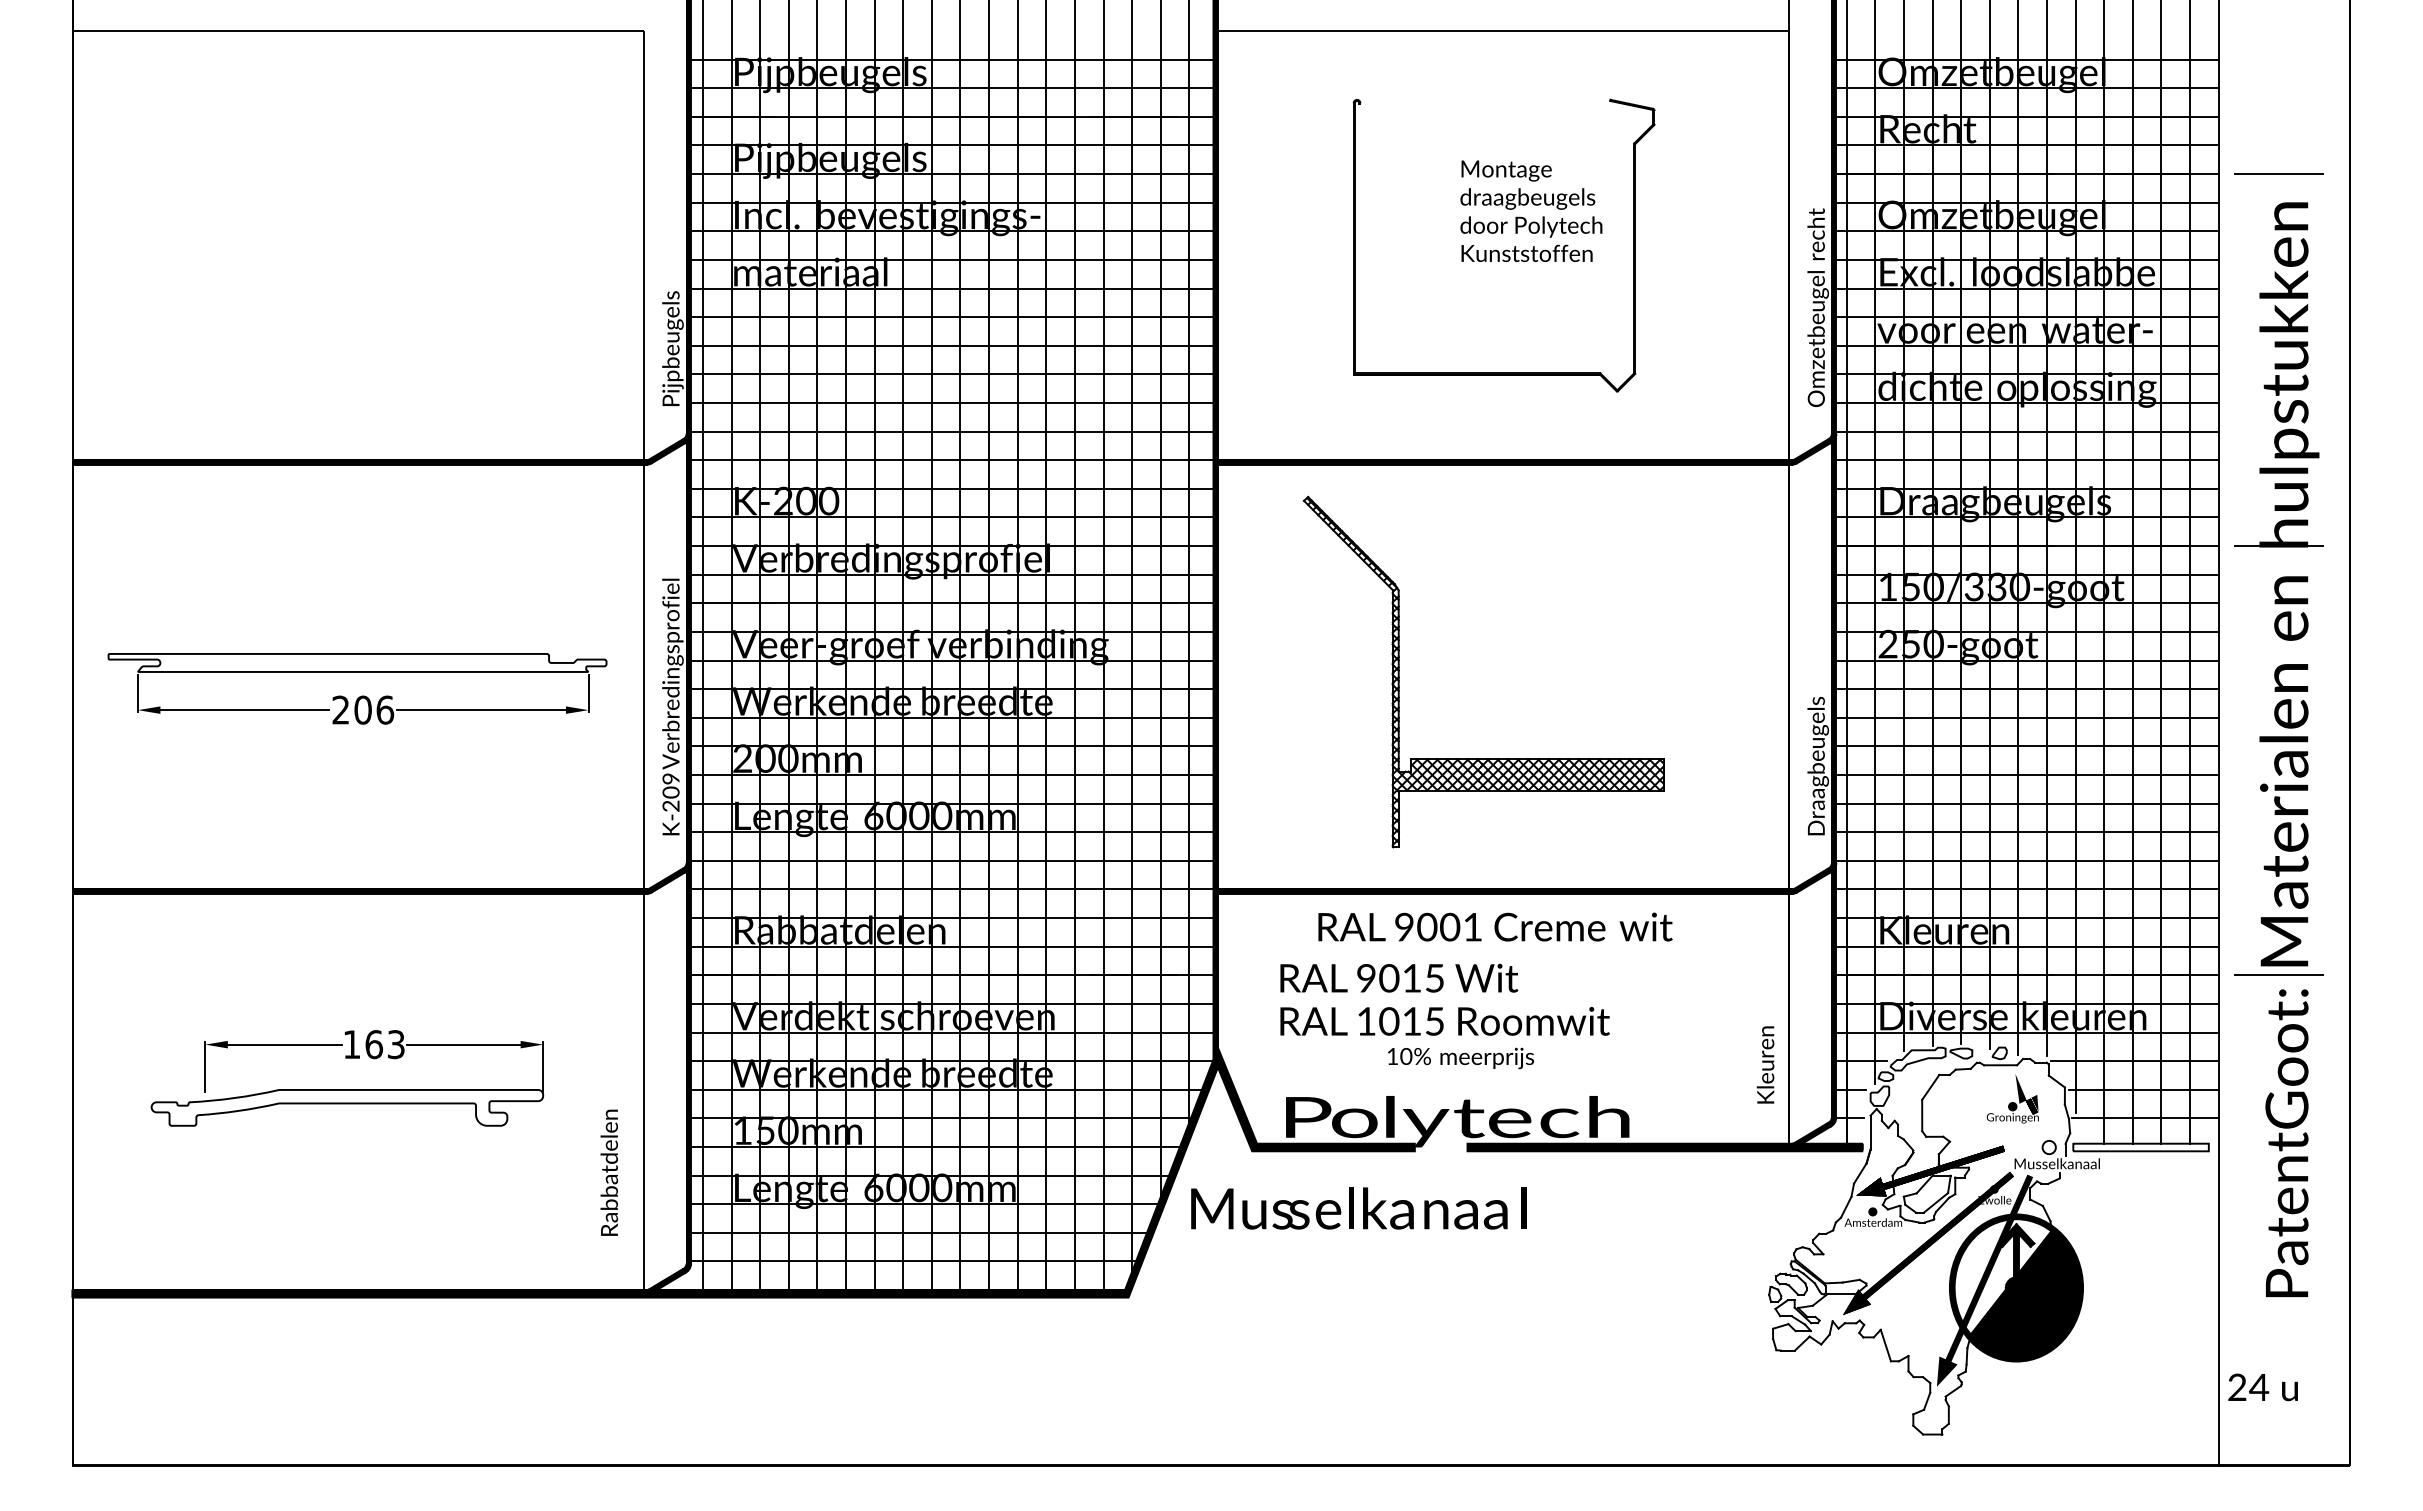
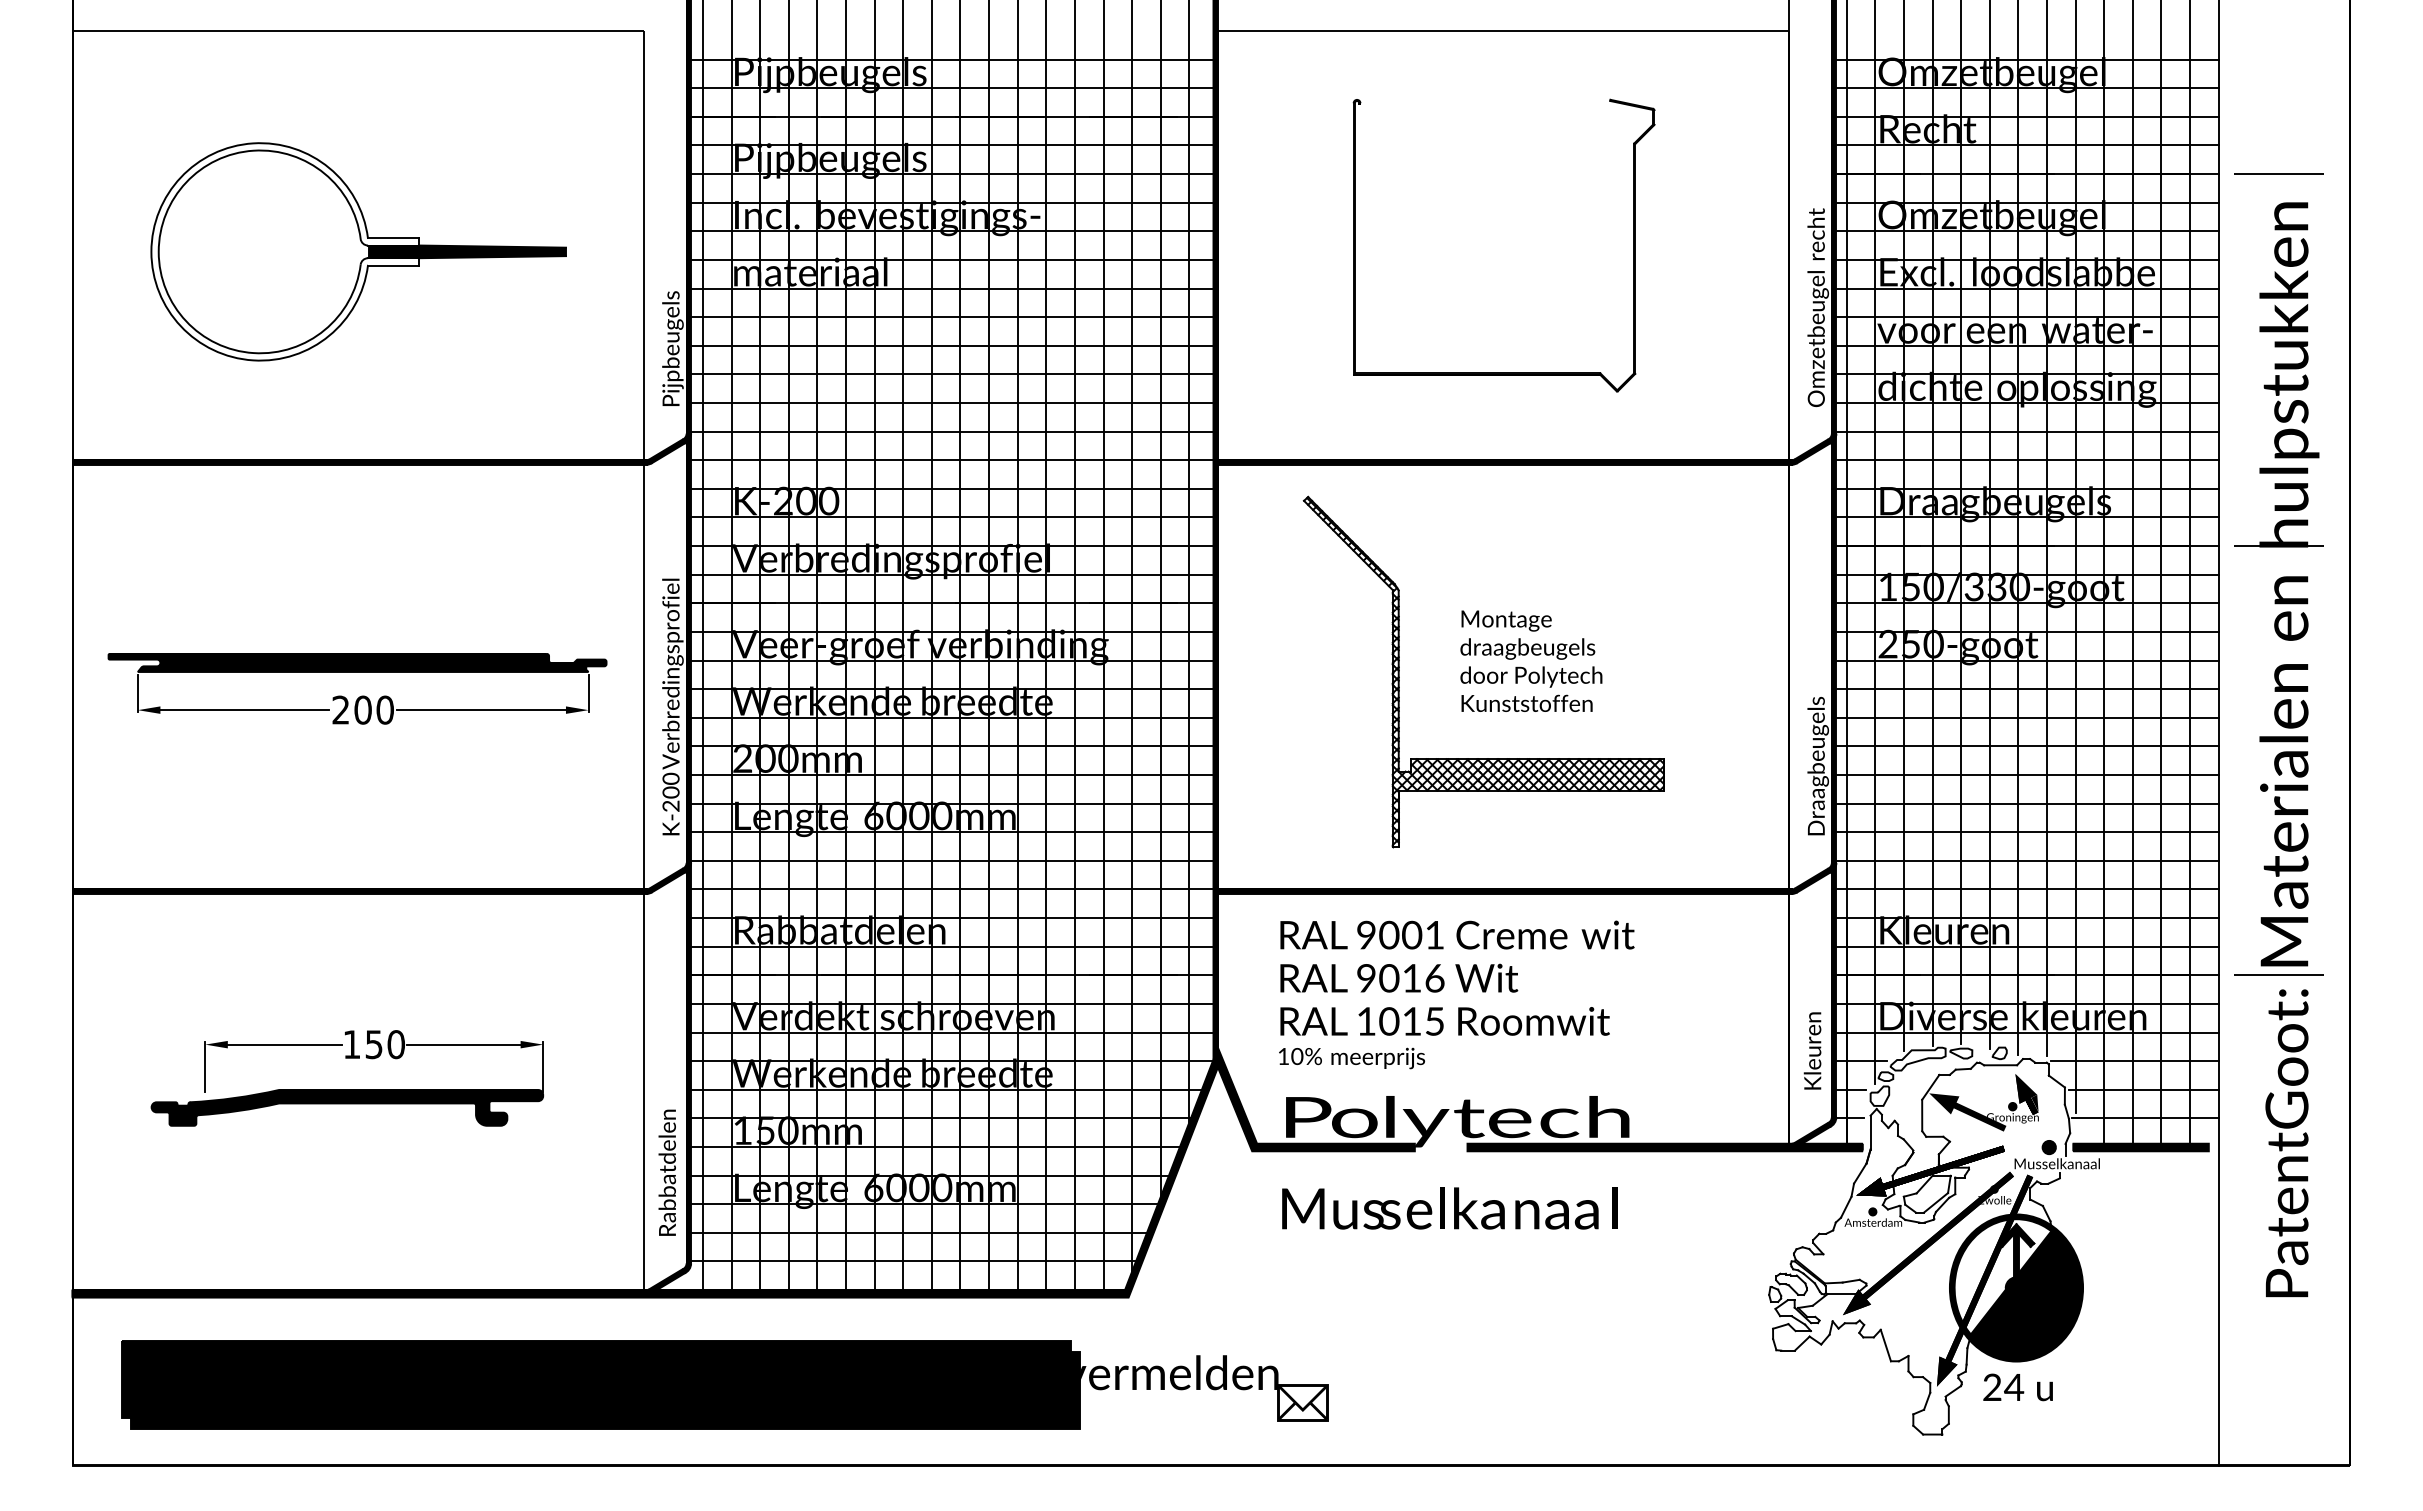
text position: (1531, 210) -> (1531, 660) (1531, 660)
part: none -> present (358, 251)
fill: none -> present (357, 662)
text: 206 -> 200 (385, 709)
text: K-209 -> K-200 (671, 778)
text position: (1495, 926) -> (1457, 934) (1457, 934)
text: 9015 -> 9016 (1434, 978)
text: 163 -> 150 (384, 1044)
text position: (1460, 1058) -> (1351, 1058) (1351, 1058)
text position: (1765, 1064) -> (1812, 1050) (1812, 1050)
fill: none -> present (2026, 1094)
fill: none -> present (347, 1107)
fill: none -> present (1967, 1112)
fill: none -> present (2048, 1147)
fill: none -> present (2140, 1147)
text position: (608, 1172) -> (666, 1172) (666, 1172)
text position: (1358, 1208) -> (1449, 1208) (1449, 1208)
fill: none -> present (1984, 1280)
part: none -> present (724, 1384)
text position: (2262, 1387) -> (2017, 1387) (2017, 1387)
